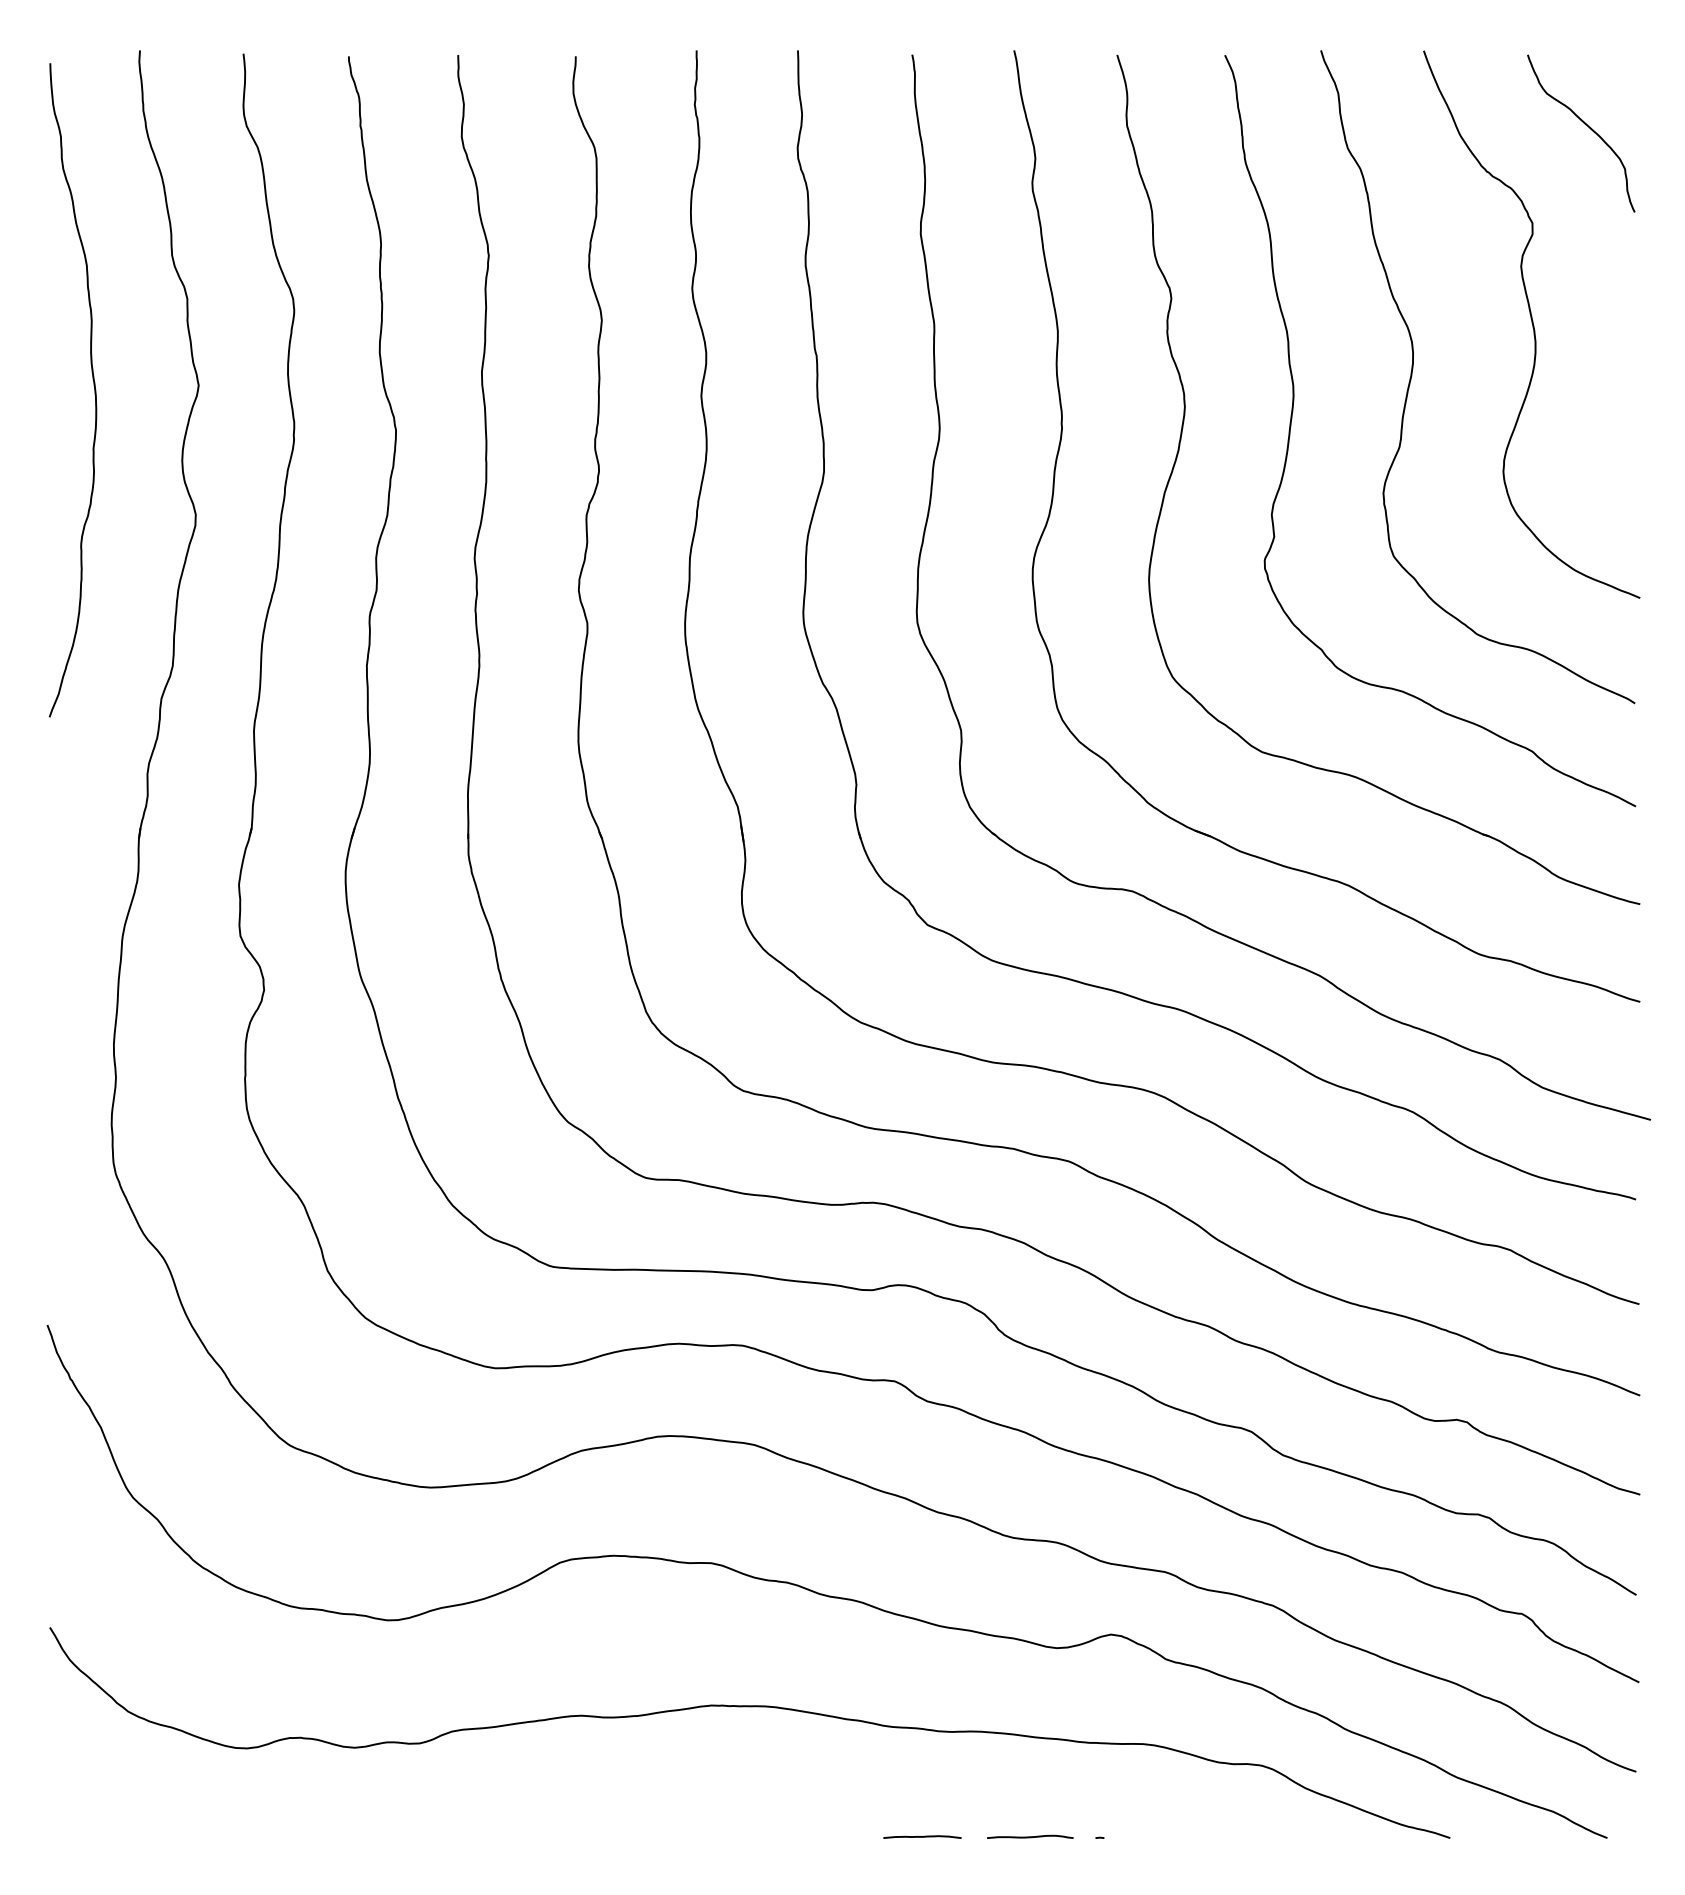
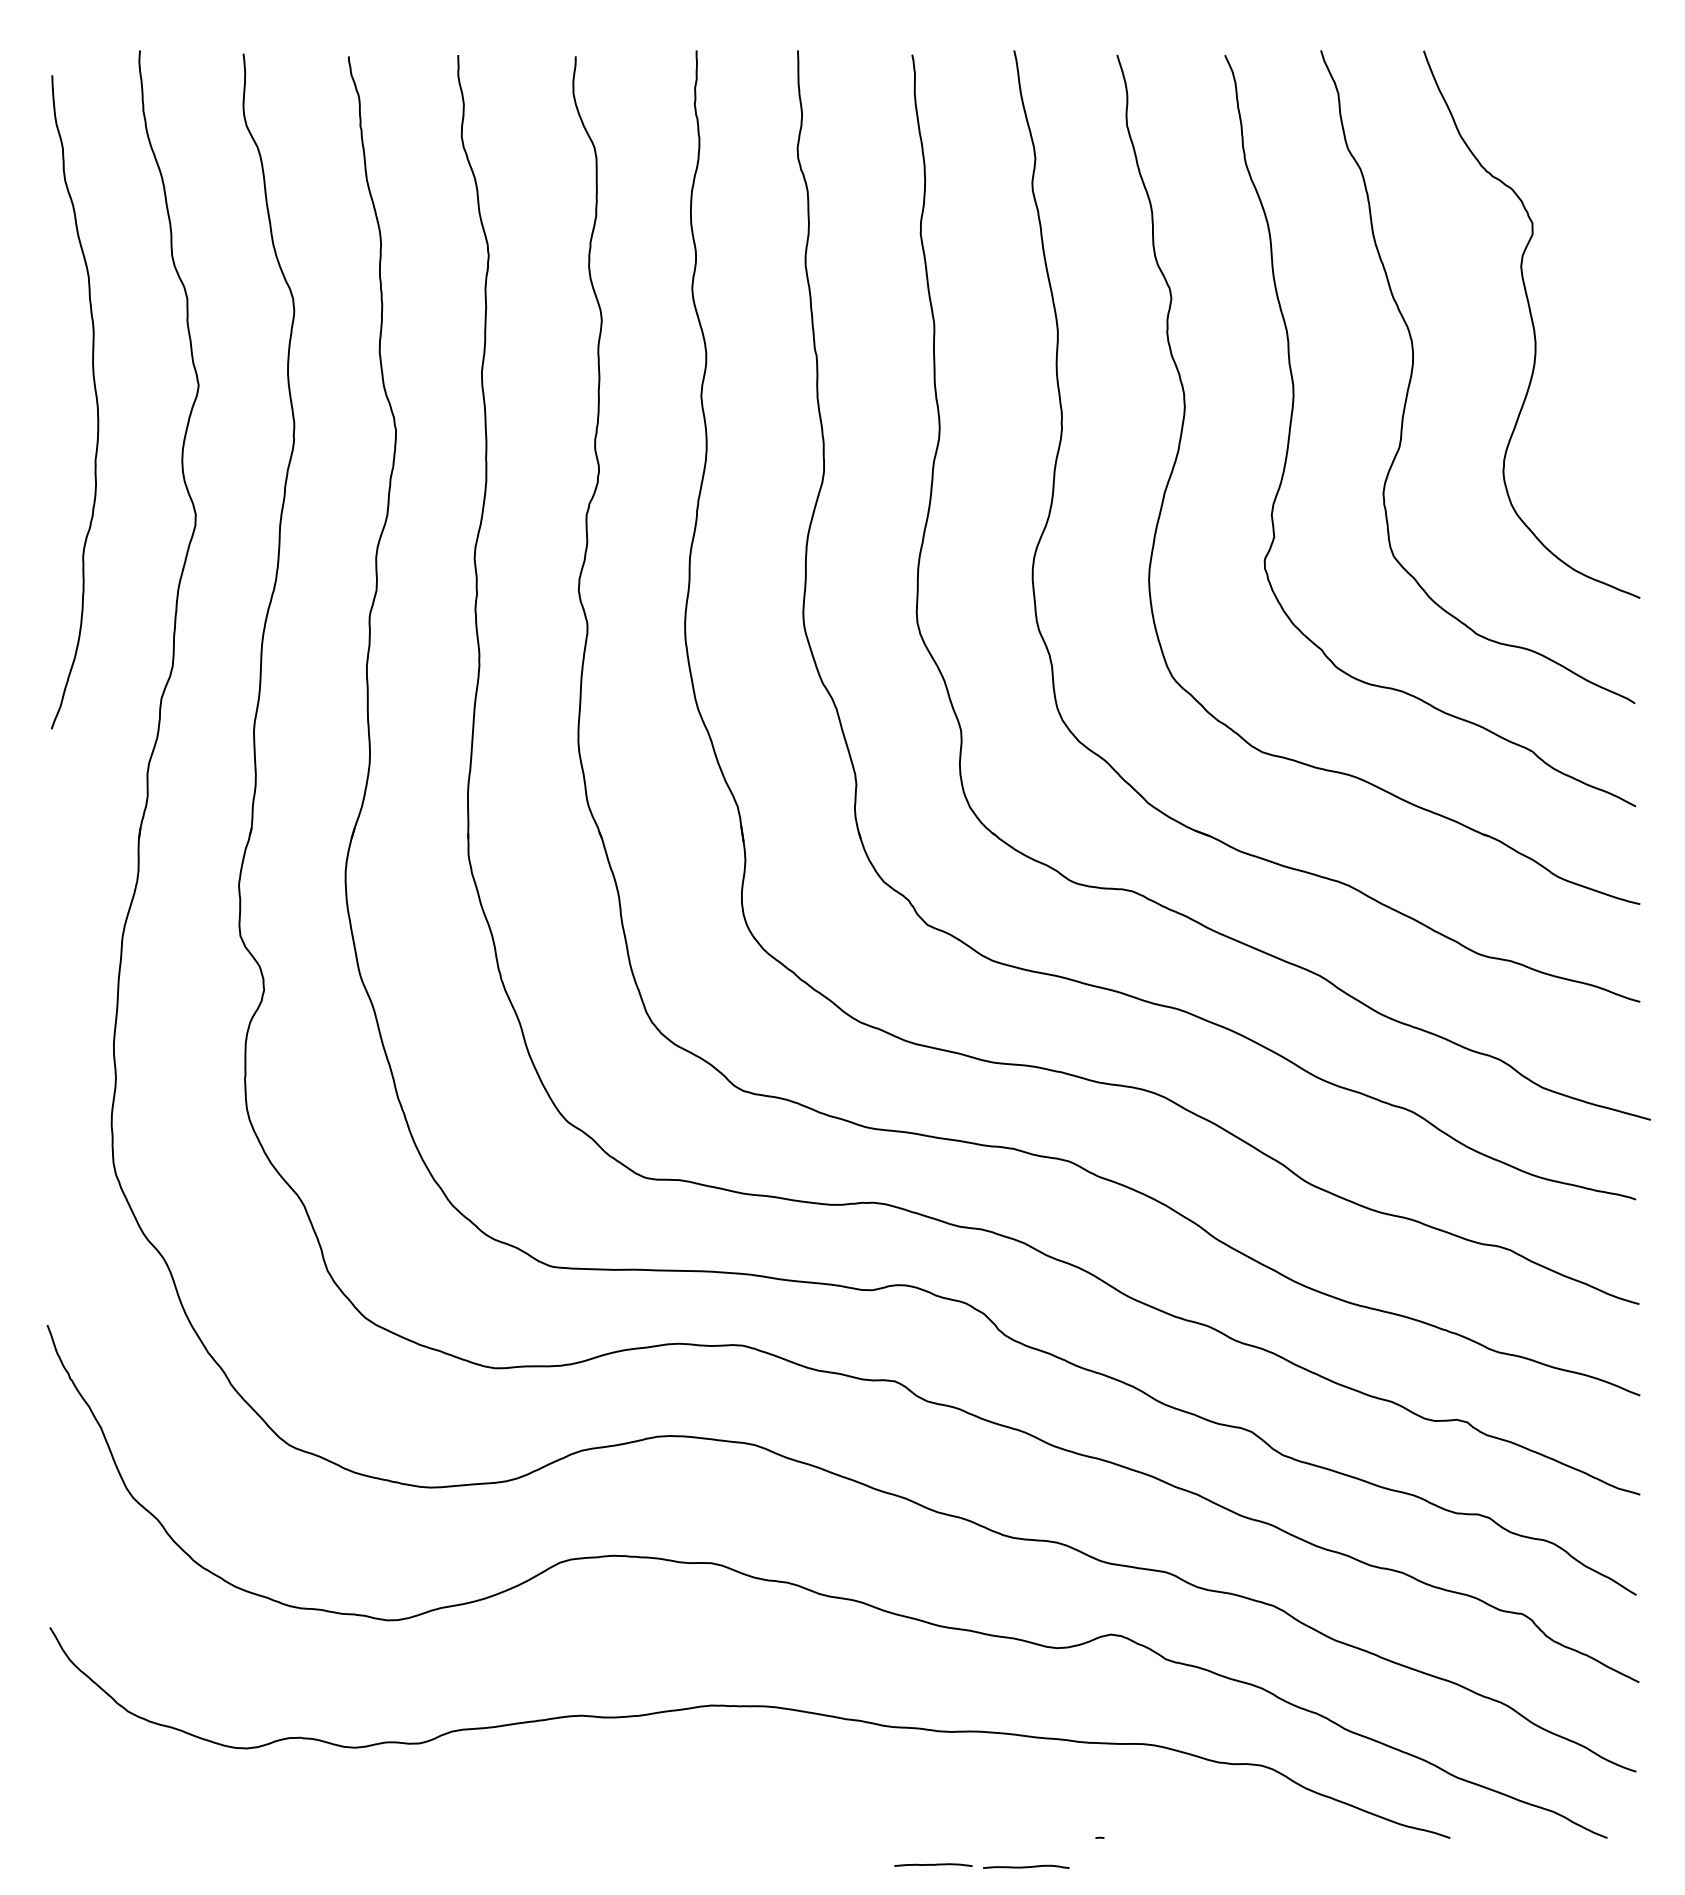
curve: present -> none (1585, 125)
curve position: (93, 385) -> (95, 397) (95, 397)
curve position: (922, 1836) -> (933, 1864) (933, 1864)
curve position: (1030, 1836) -> (1026, 1866) (1026, 1866)
